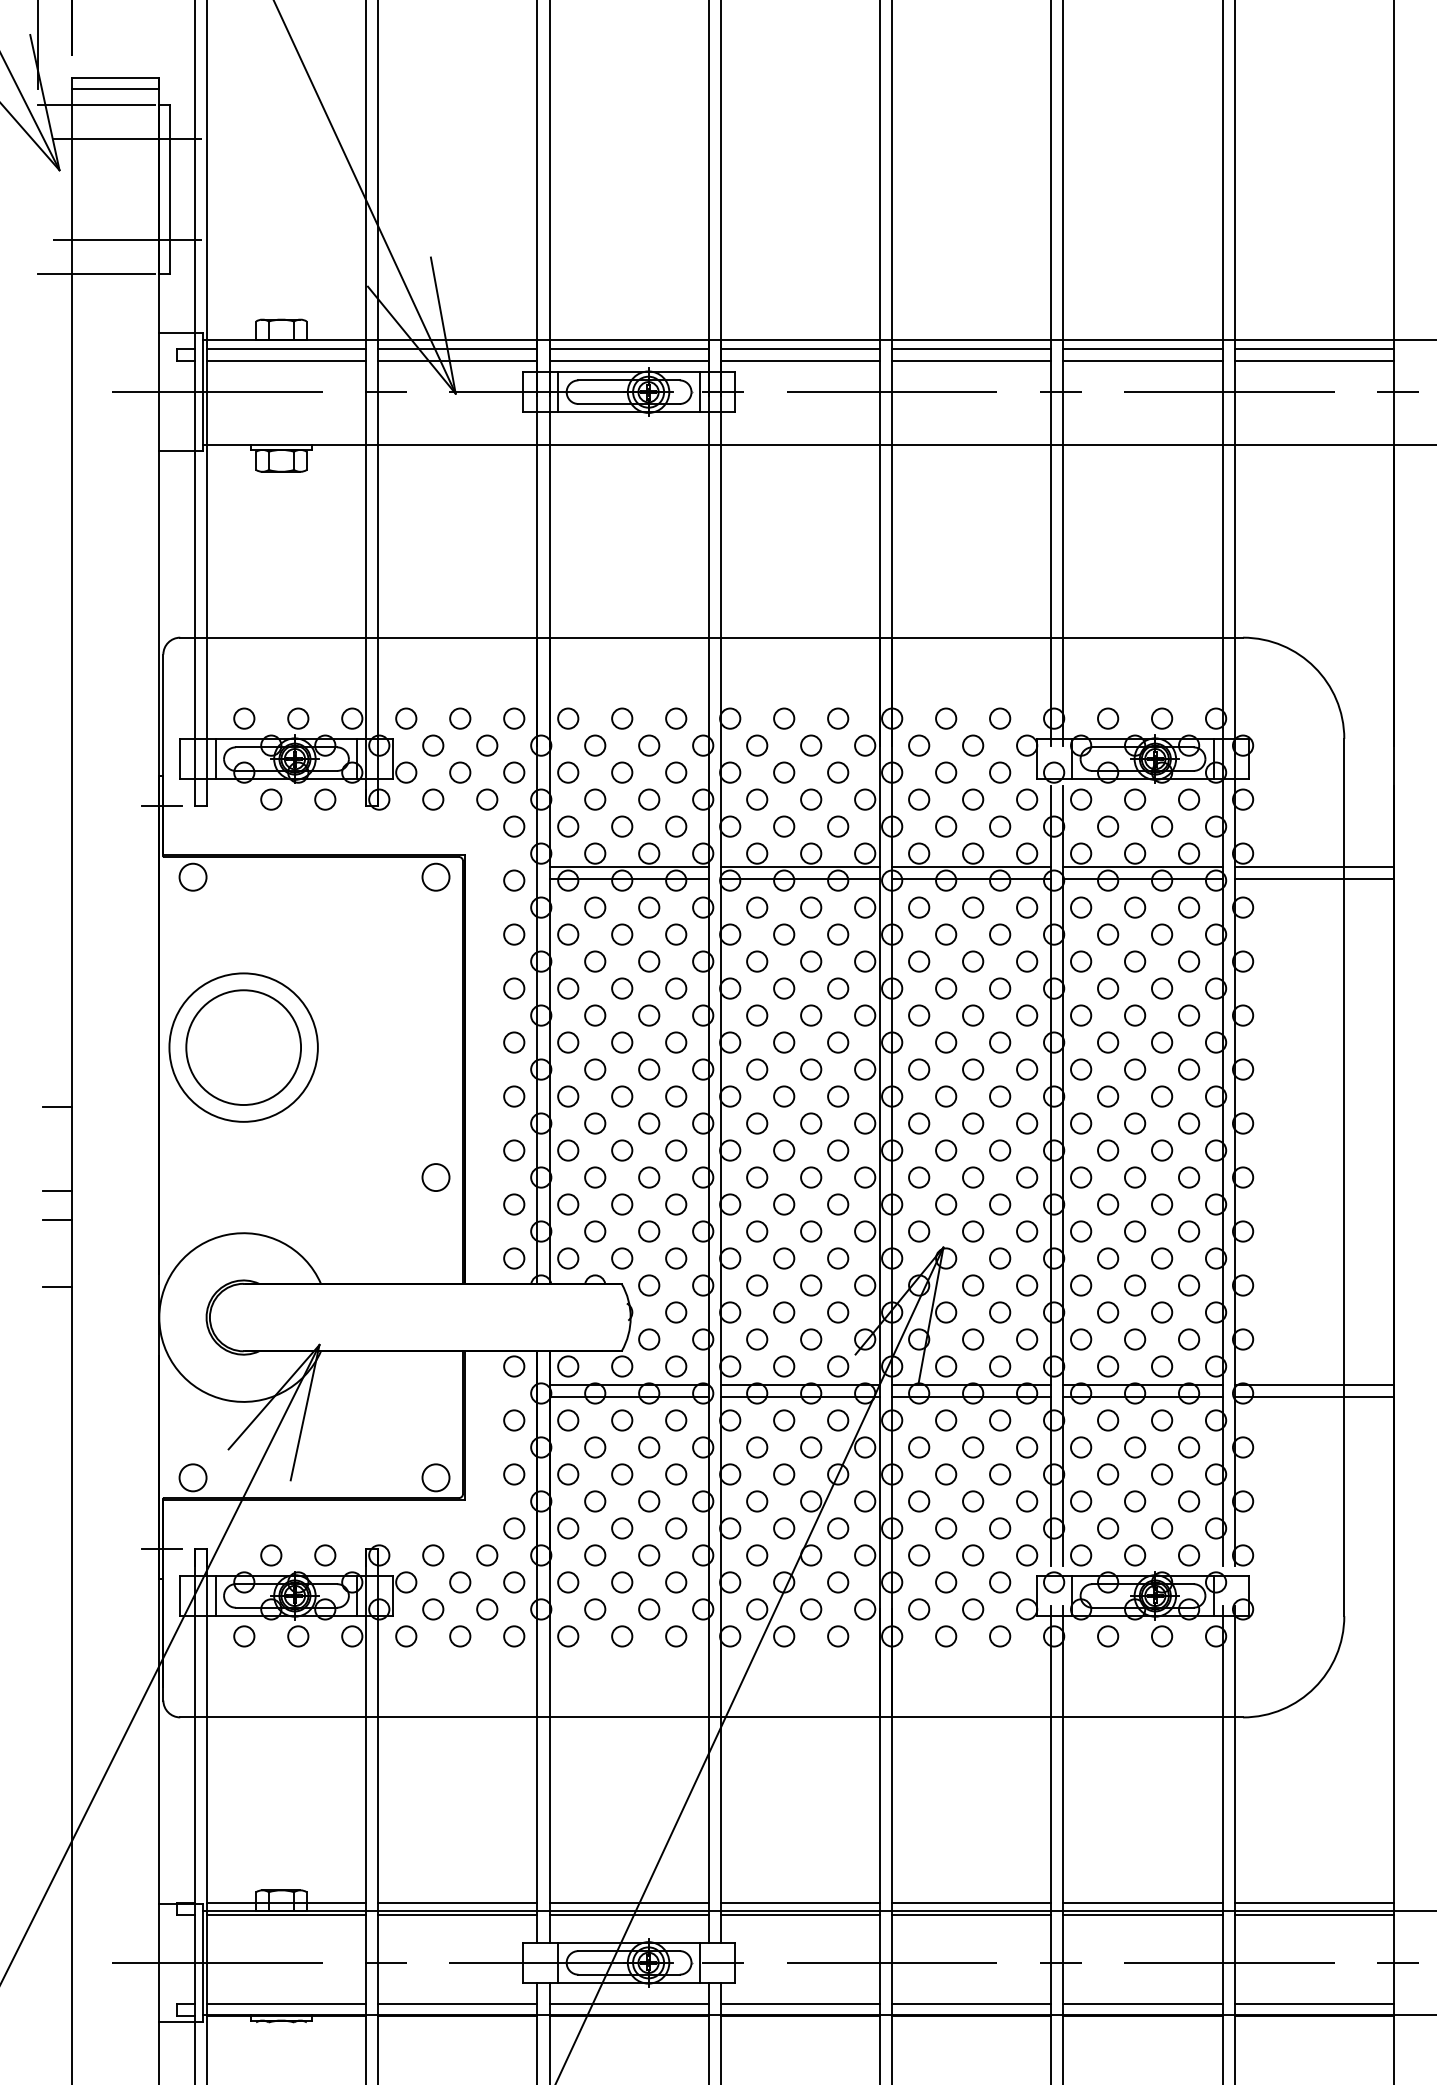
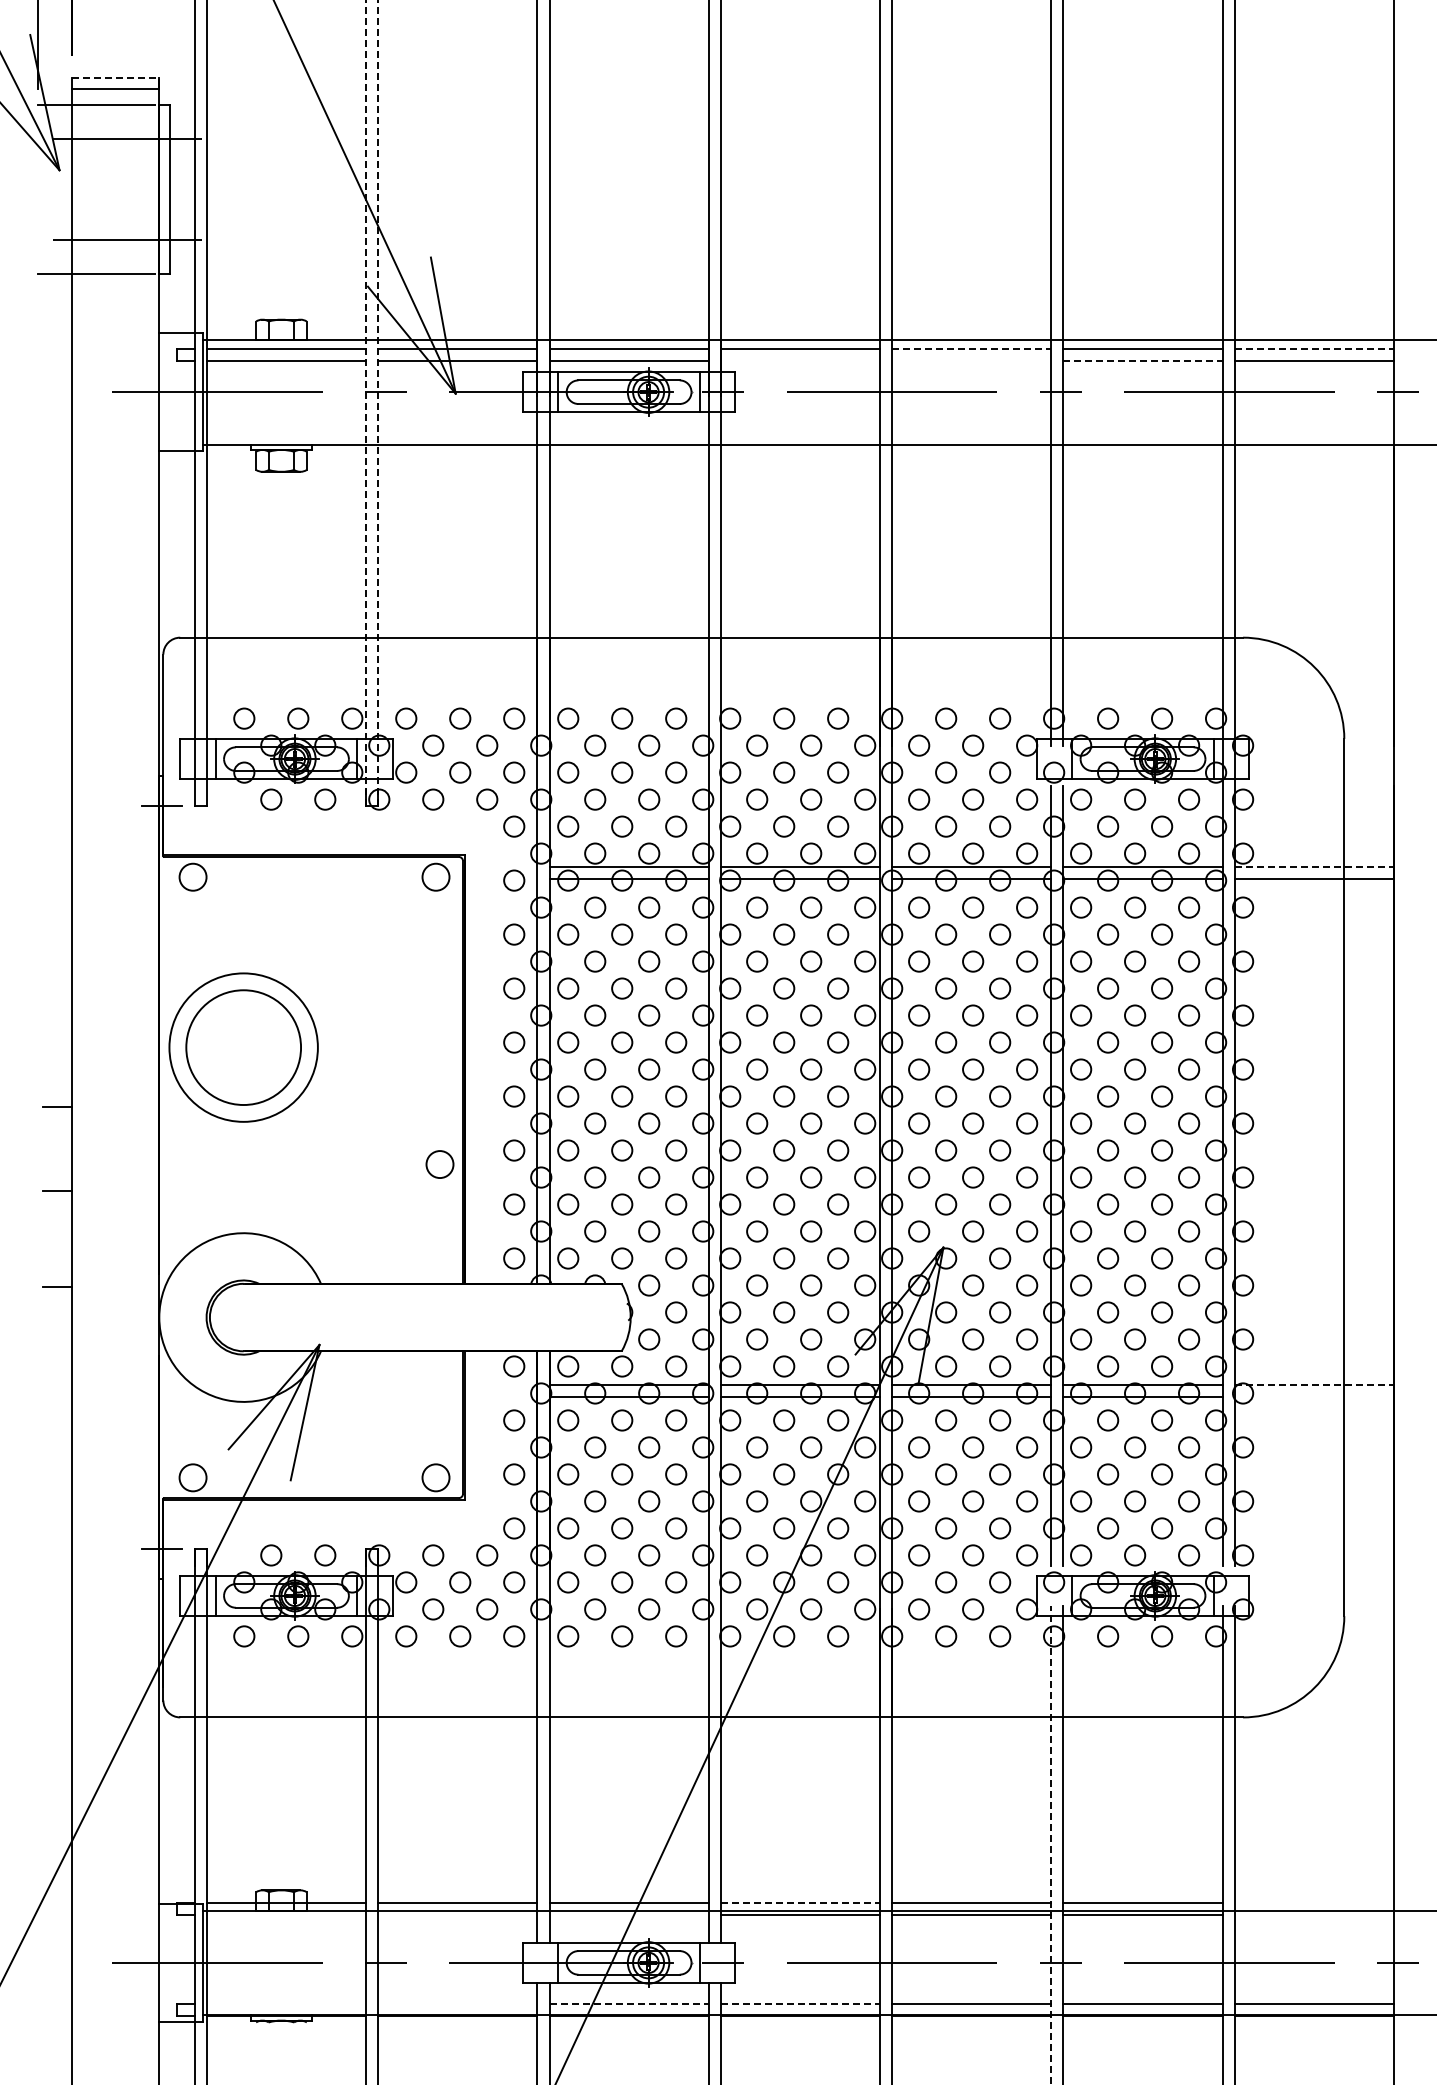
line: solid -> dashed (115, 78)
line: solid -> dashed (971, 349)
line: solid -> dashed (1314, 349)
line: present -> none (799, 361)
line: present -> none (971, 361)
line: solid -> dashed (1143, 361)
line: solid -> dashed (366, 402)
line: solid -> dashed (378, 402)
line: solid -> dashed (1314, 866)
circle position: (435, 1177) -> (439, 1164) (439, 1164)
line: present -> none (57, 1219)
line: solid -> dashed (1314, 1384)
line: present -> none (1313, 1397)
line: solid -> dashed (1051, 1845)
line: solid -> dashed (800, 1902)
line: present -> none (1313, 1902)
line: present -> none (286, 1914)
line: present -> none (457, 1914)
line: present -> none (628, 1914)
line: present -> none (1313, 1914)
line: present -> none (286, 2004)
line: present -> none (457, 2004)
line: solid -> dashed (629, 2004)
line: solid -> dashed (800, 2004)
